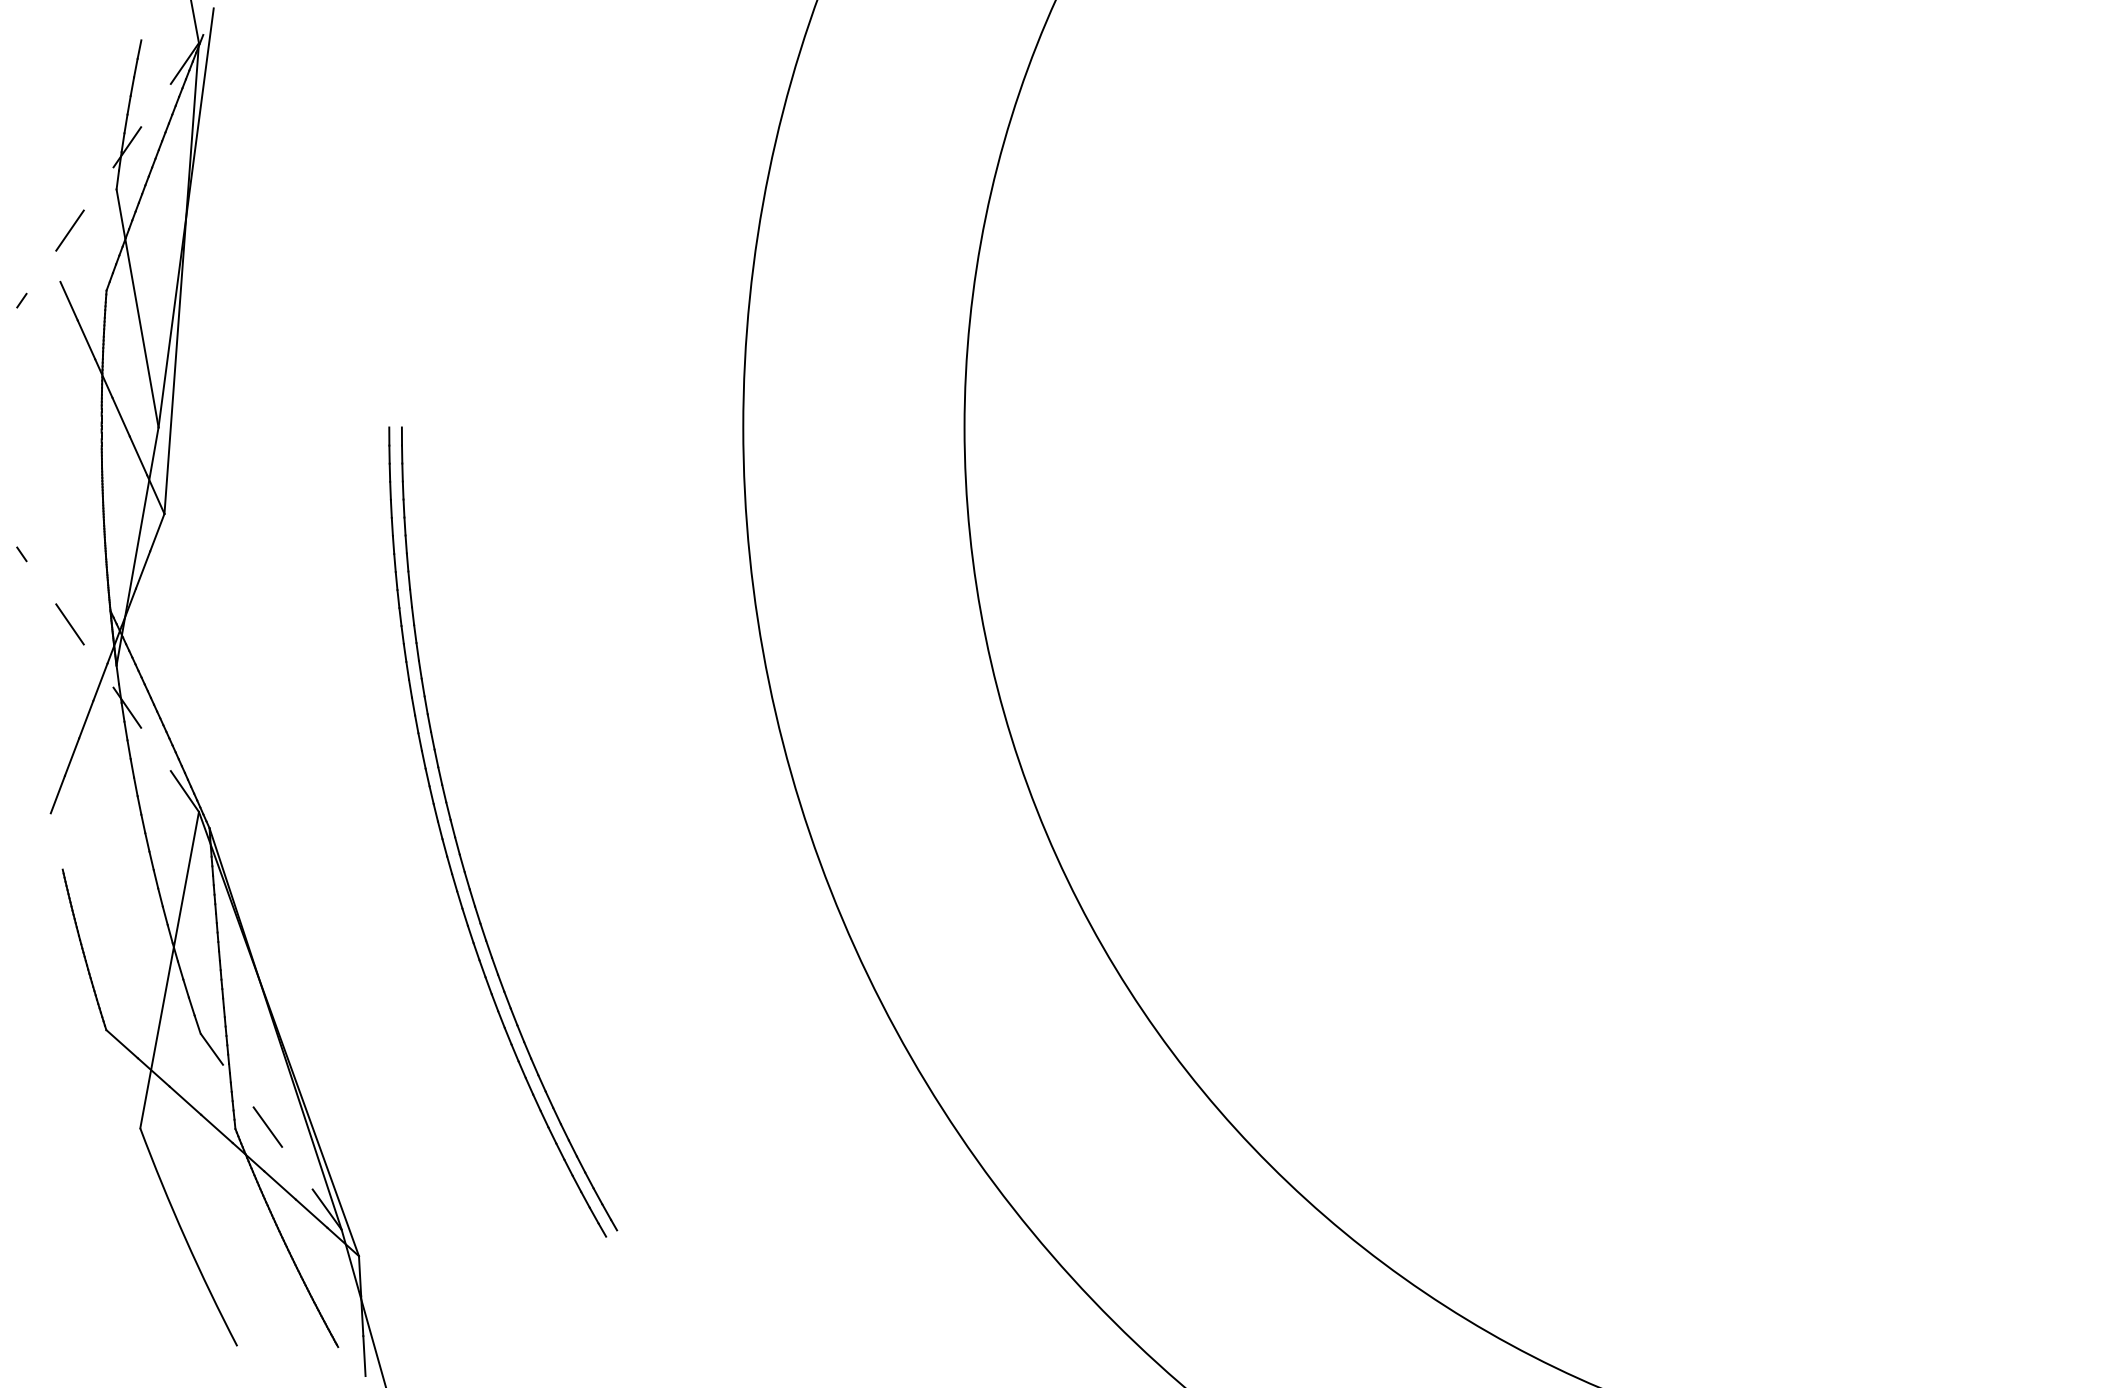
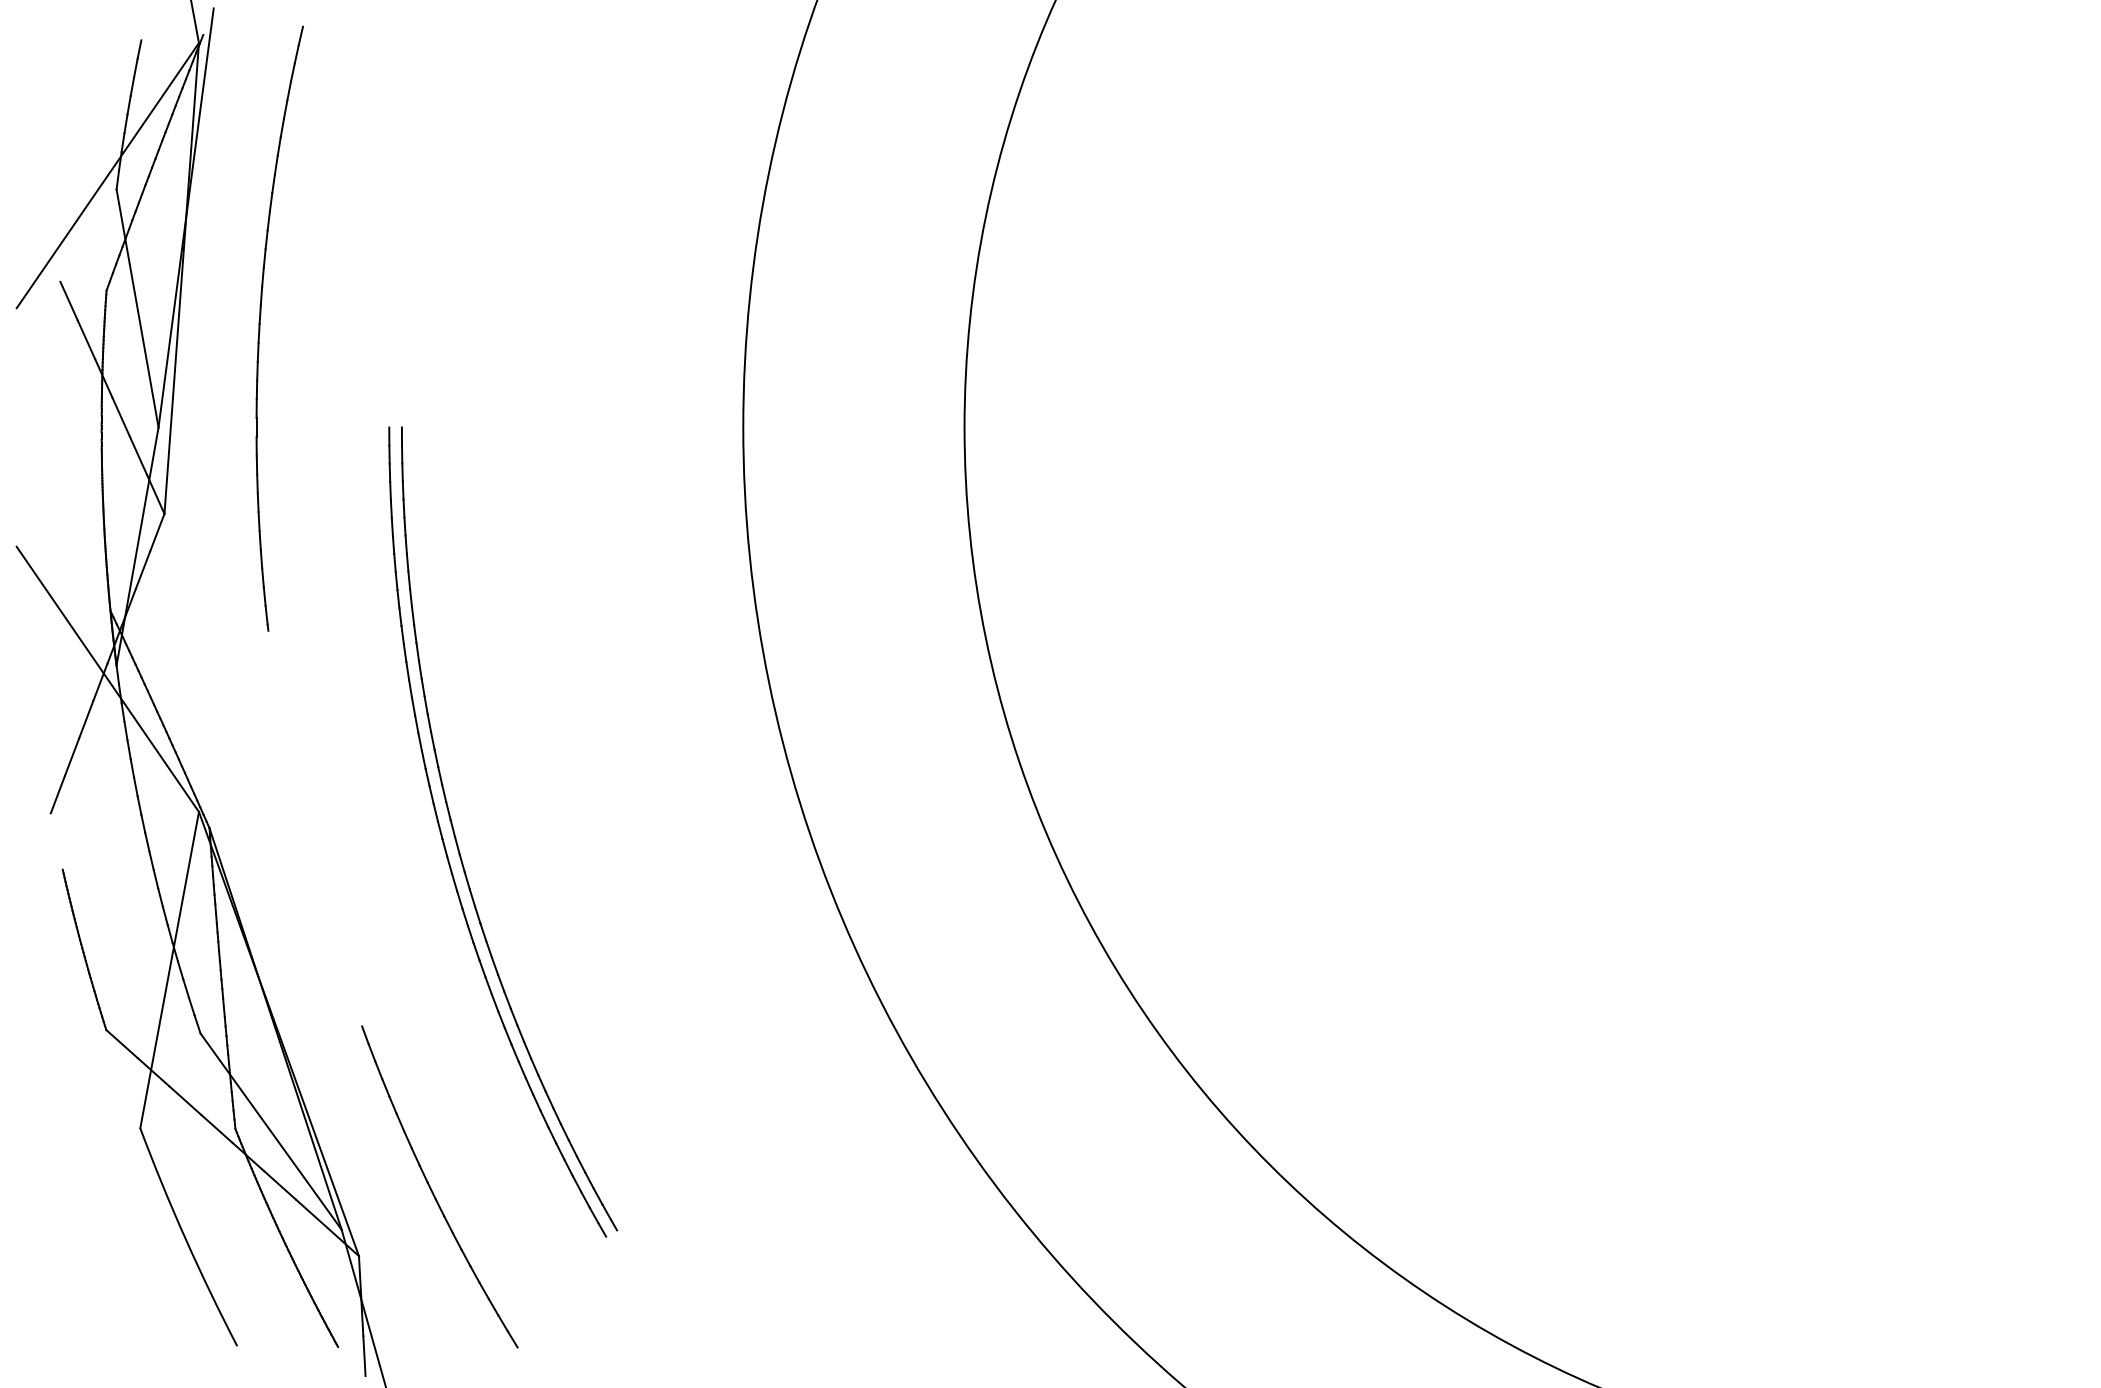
line: dashed -> solid (107, 175)
part: none -> present (260, 328)
line: dashed -> solid (107, 679)
line: dashed -> solid (271, 1131)
part: none -> present (431, 1187)
